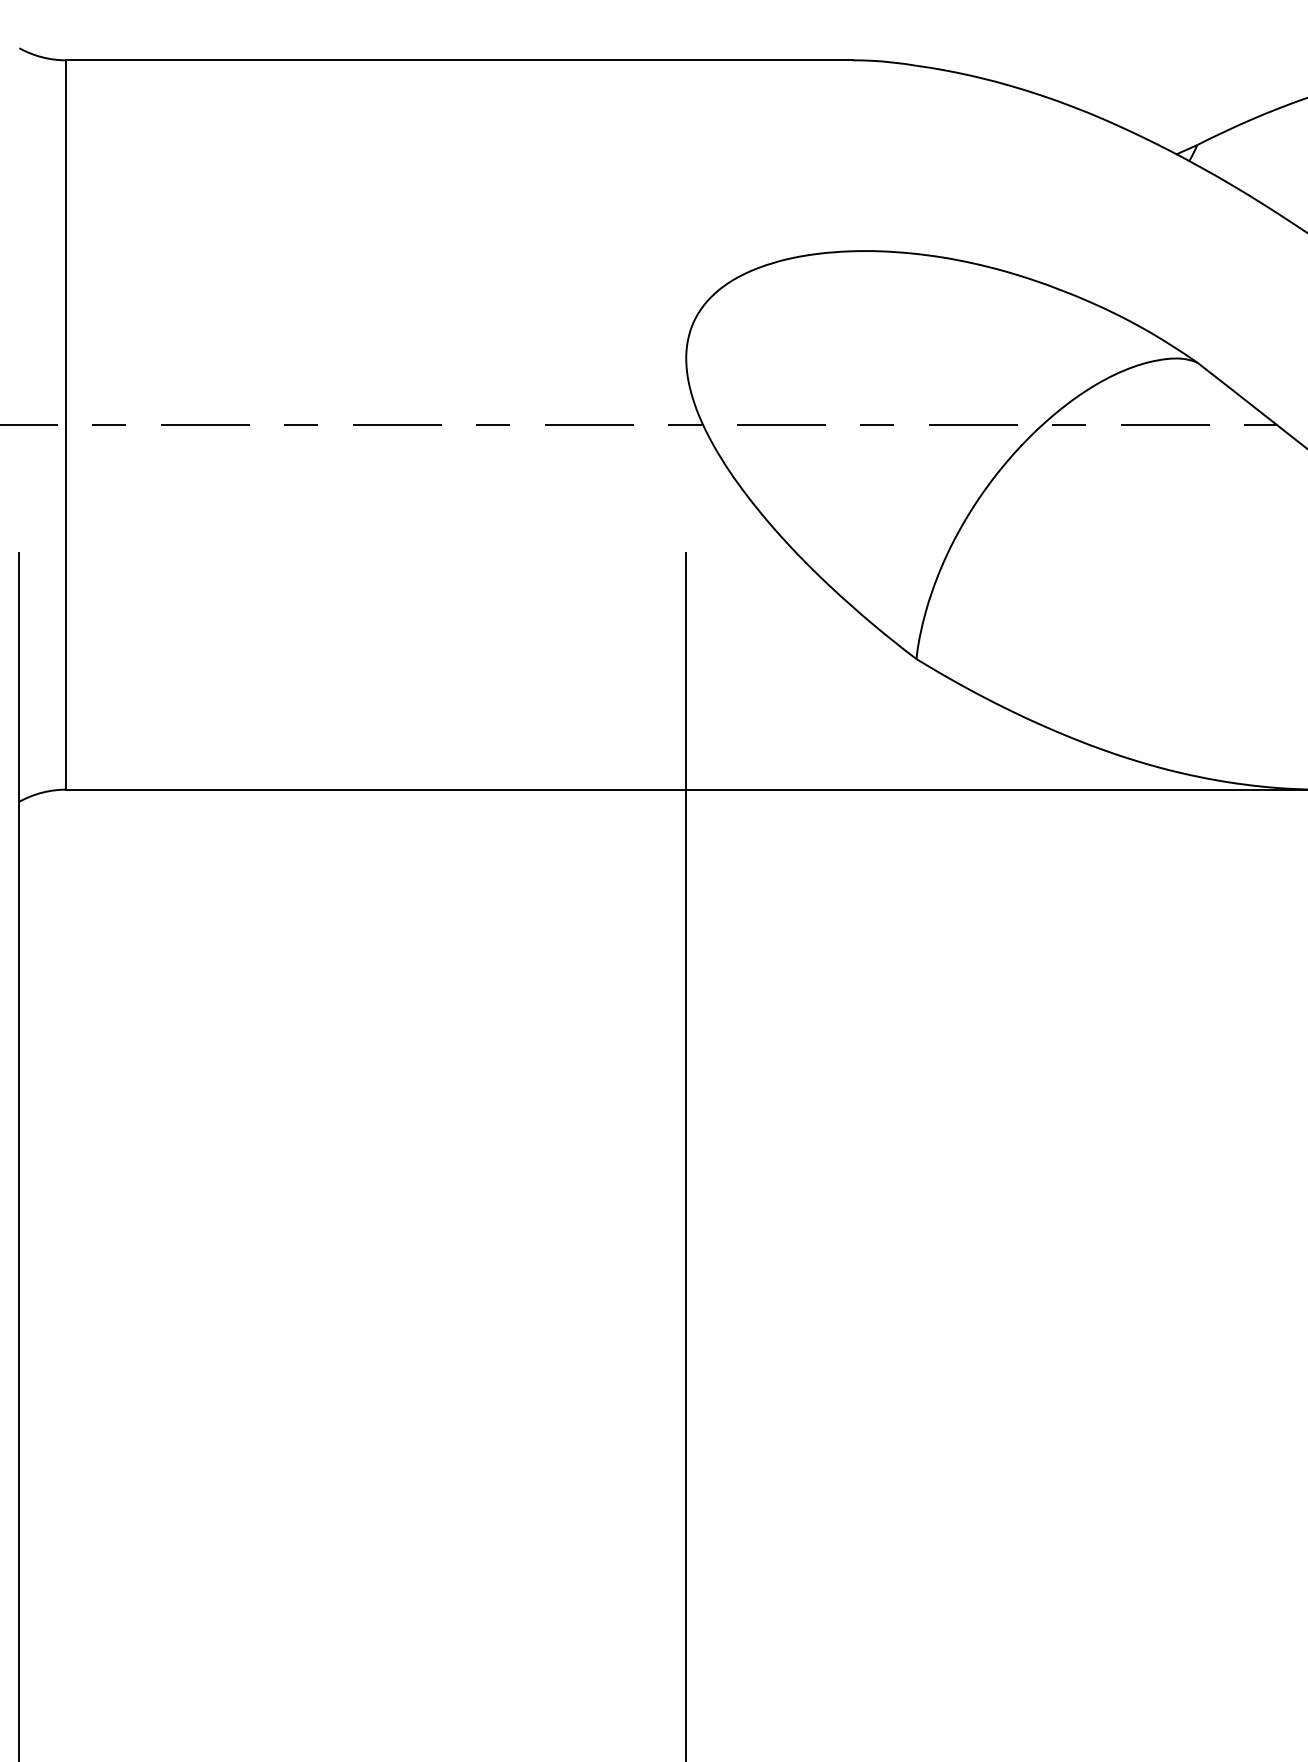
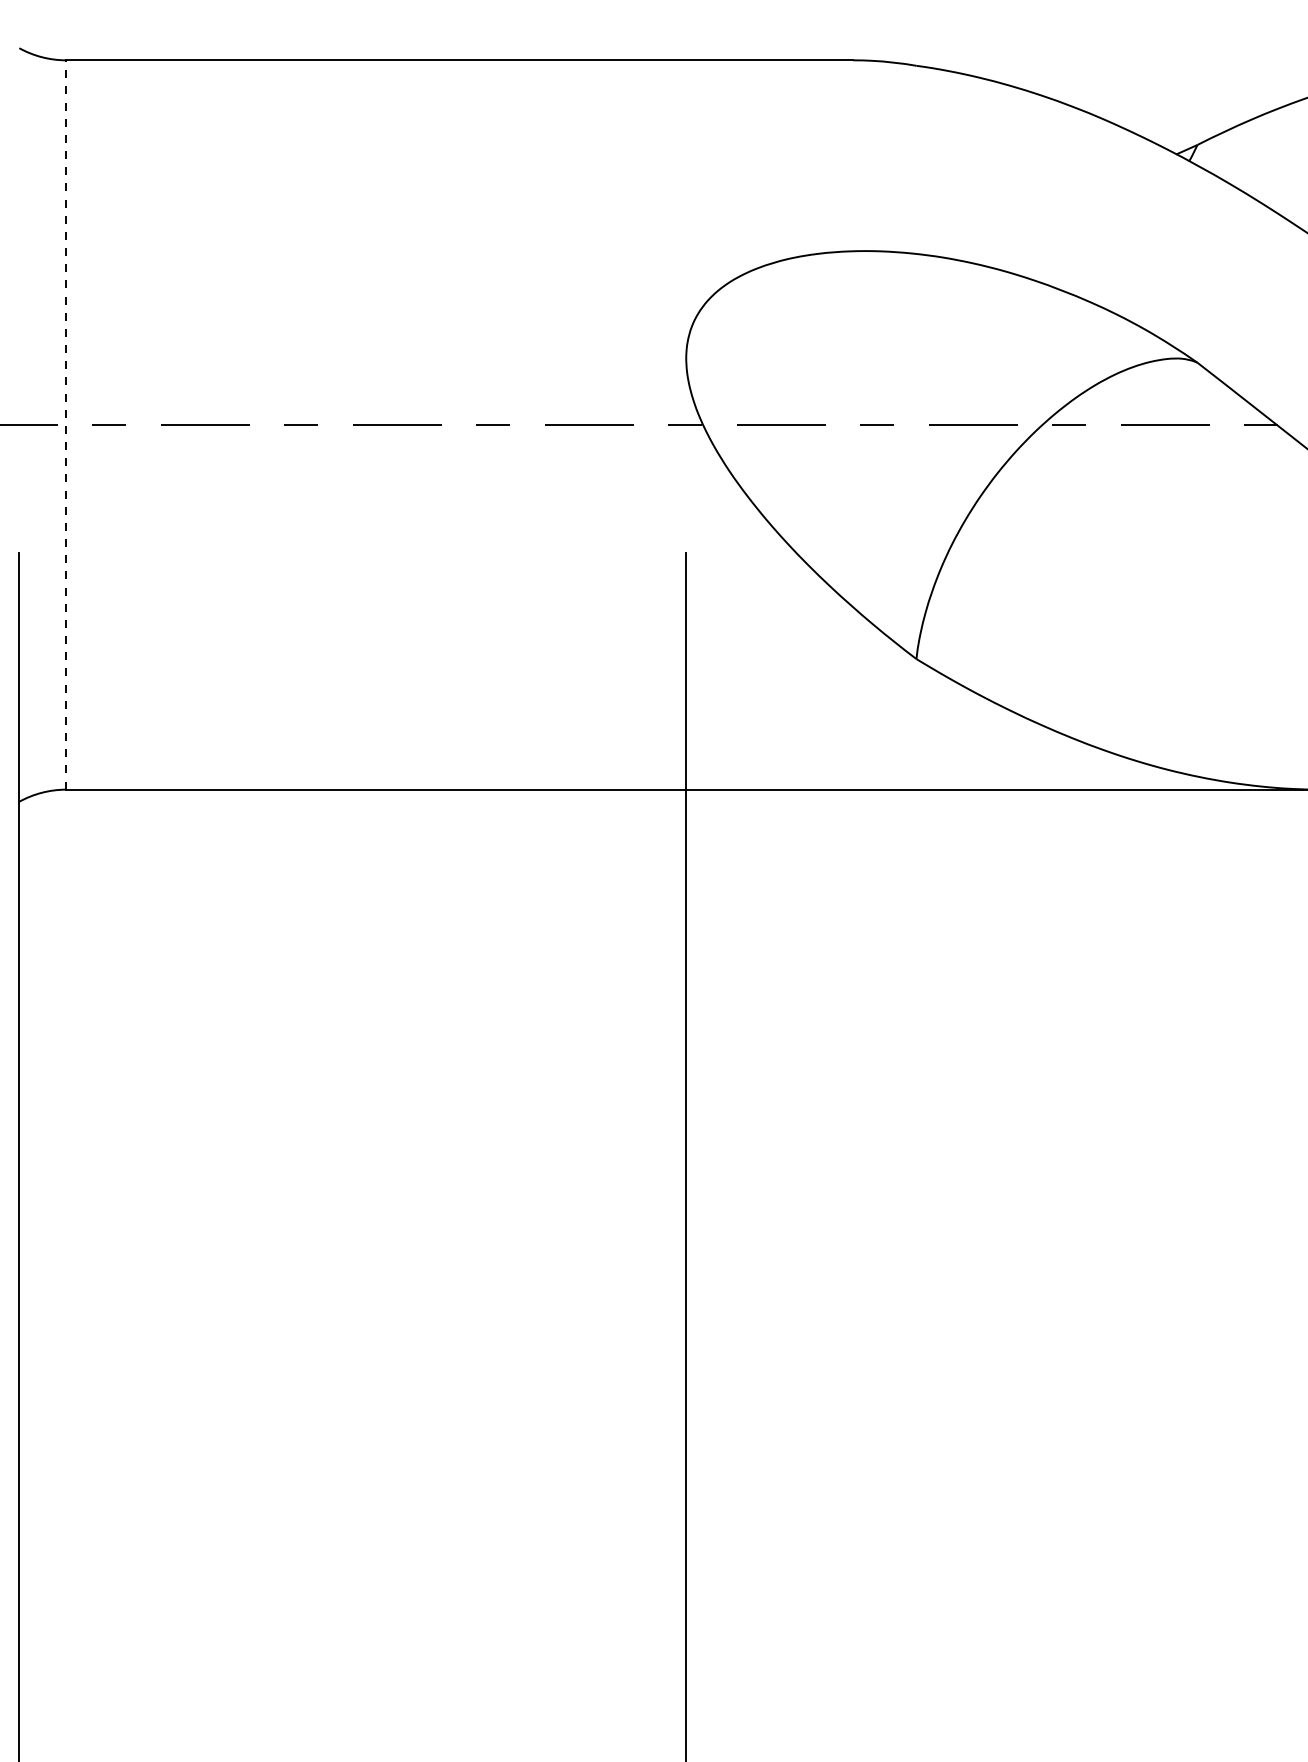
line: solid -> dashed (66, 425)
